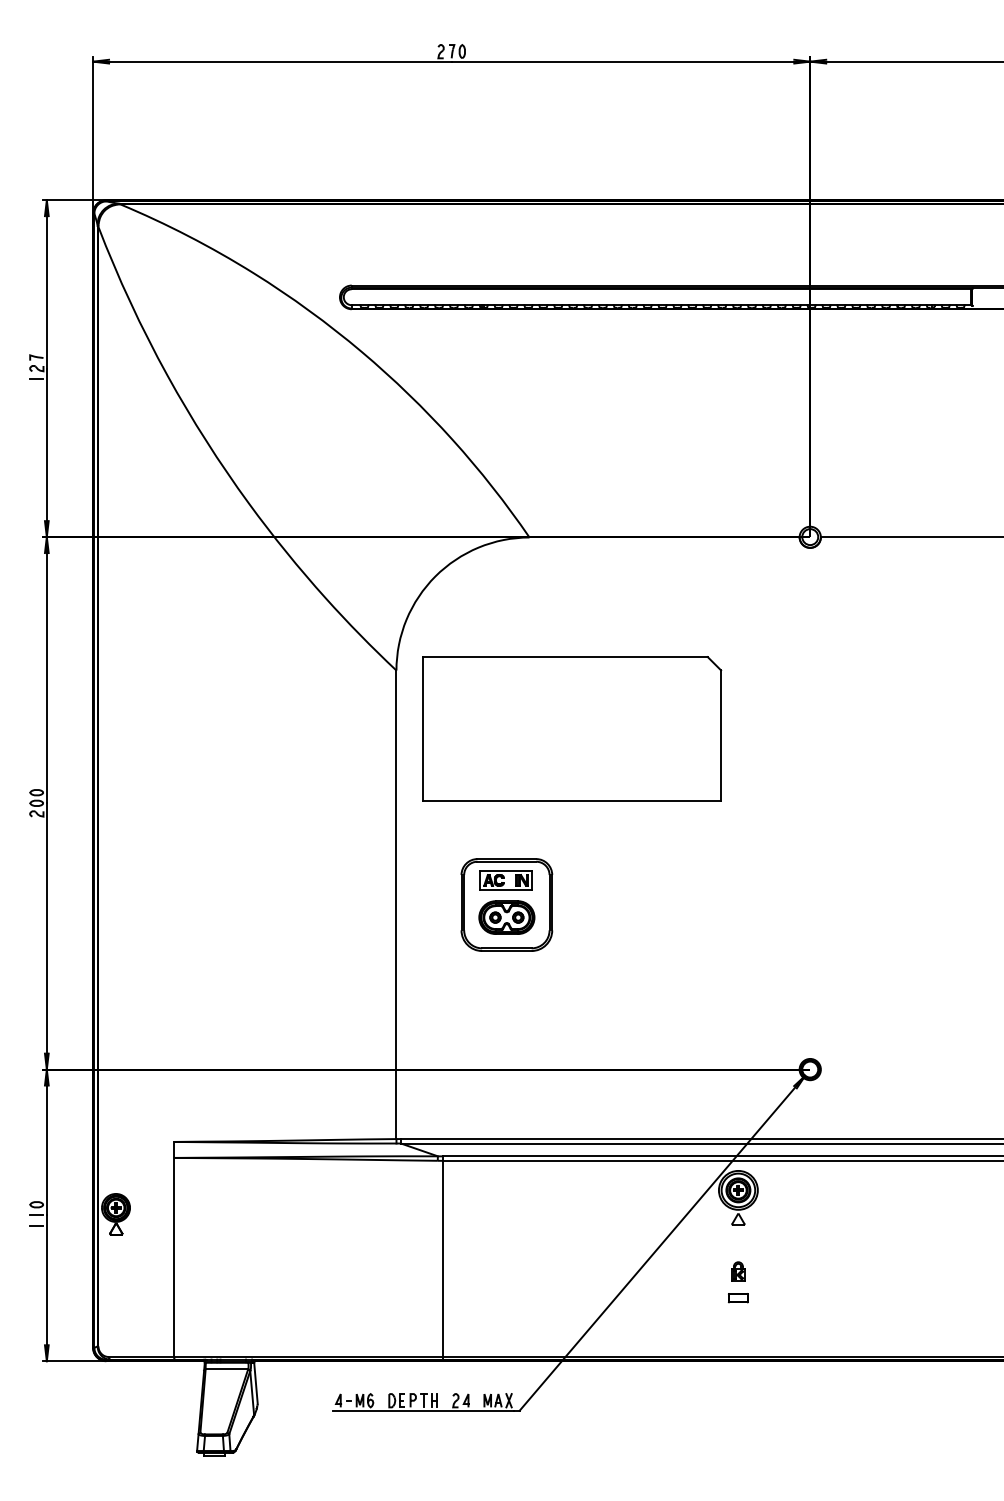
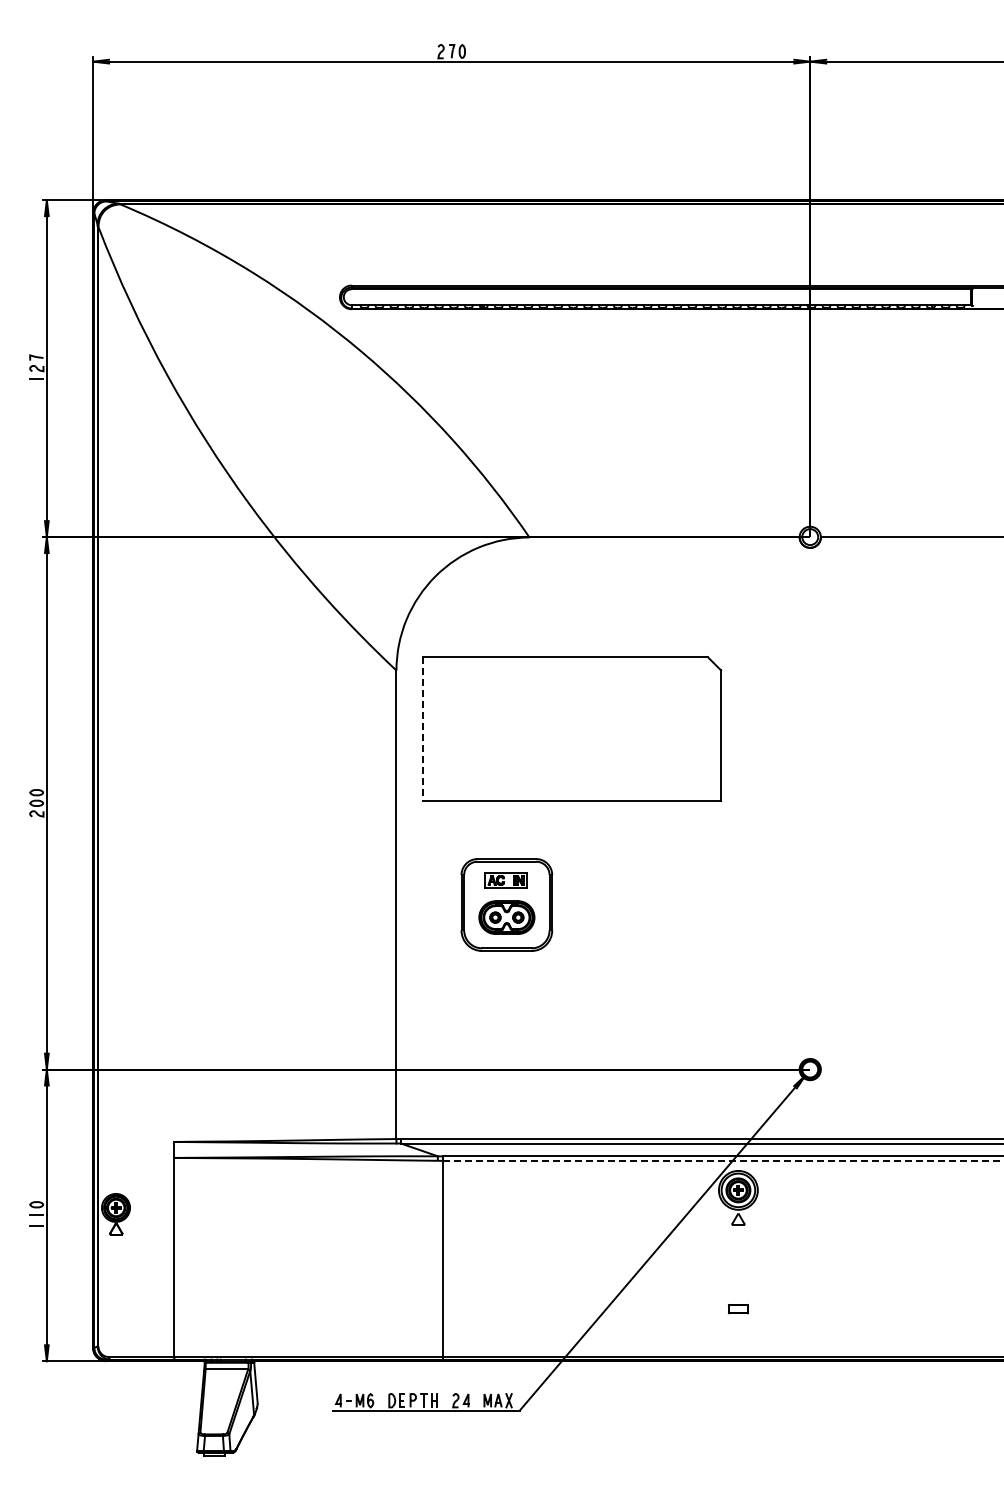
line: solid -> dashed (423, 728)
part size: 54x21 px -> 44x17 px (505, 880)
line: solid -> dashed (723, 1160)
part: present -> none (738, 1271)
part position: (738, 1298) -> (738, 1309) (738, 1309)
